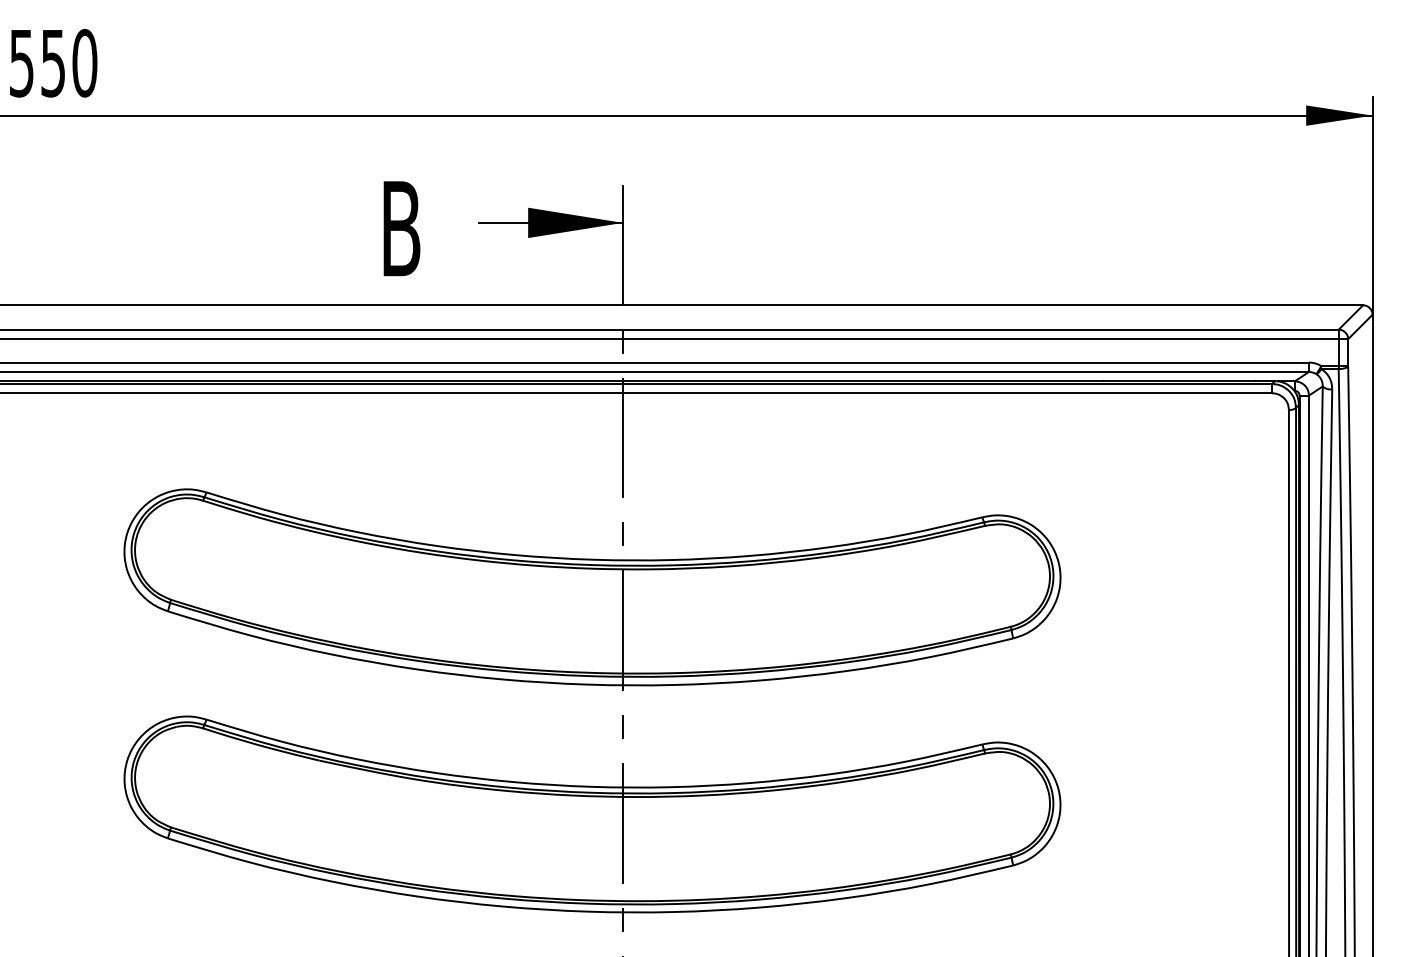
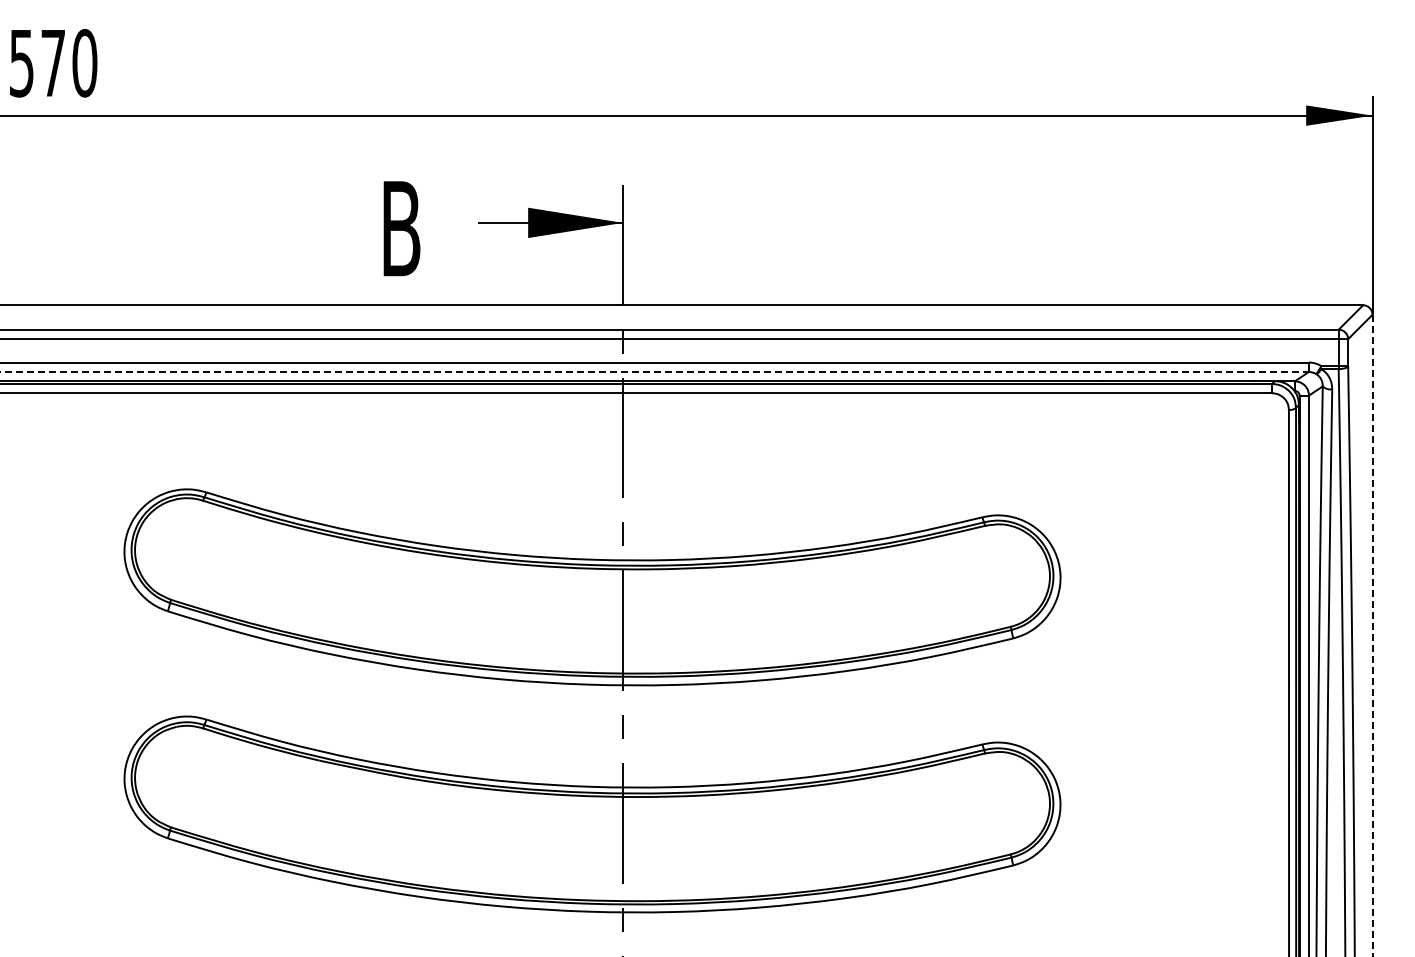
text: 550 -> 570 (52, 63)
line: solid -> dashed (654, 372)
line: solid -> dashed (1372, 635)
